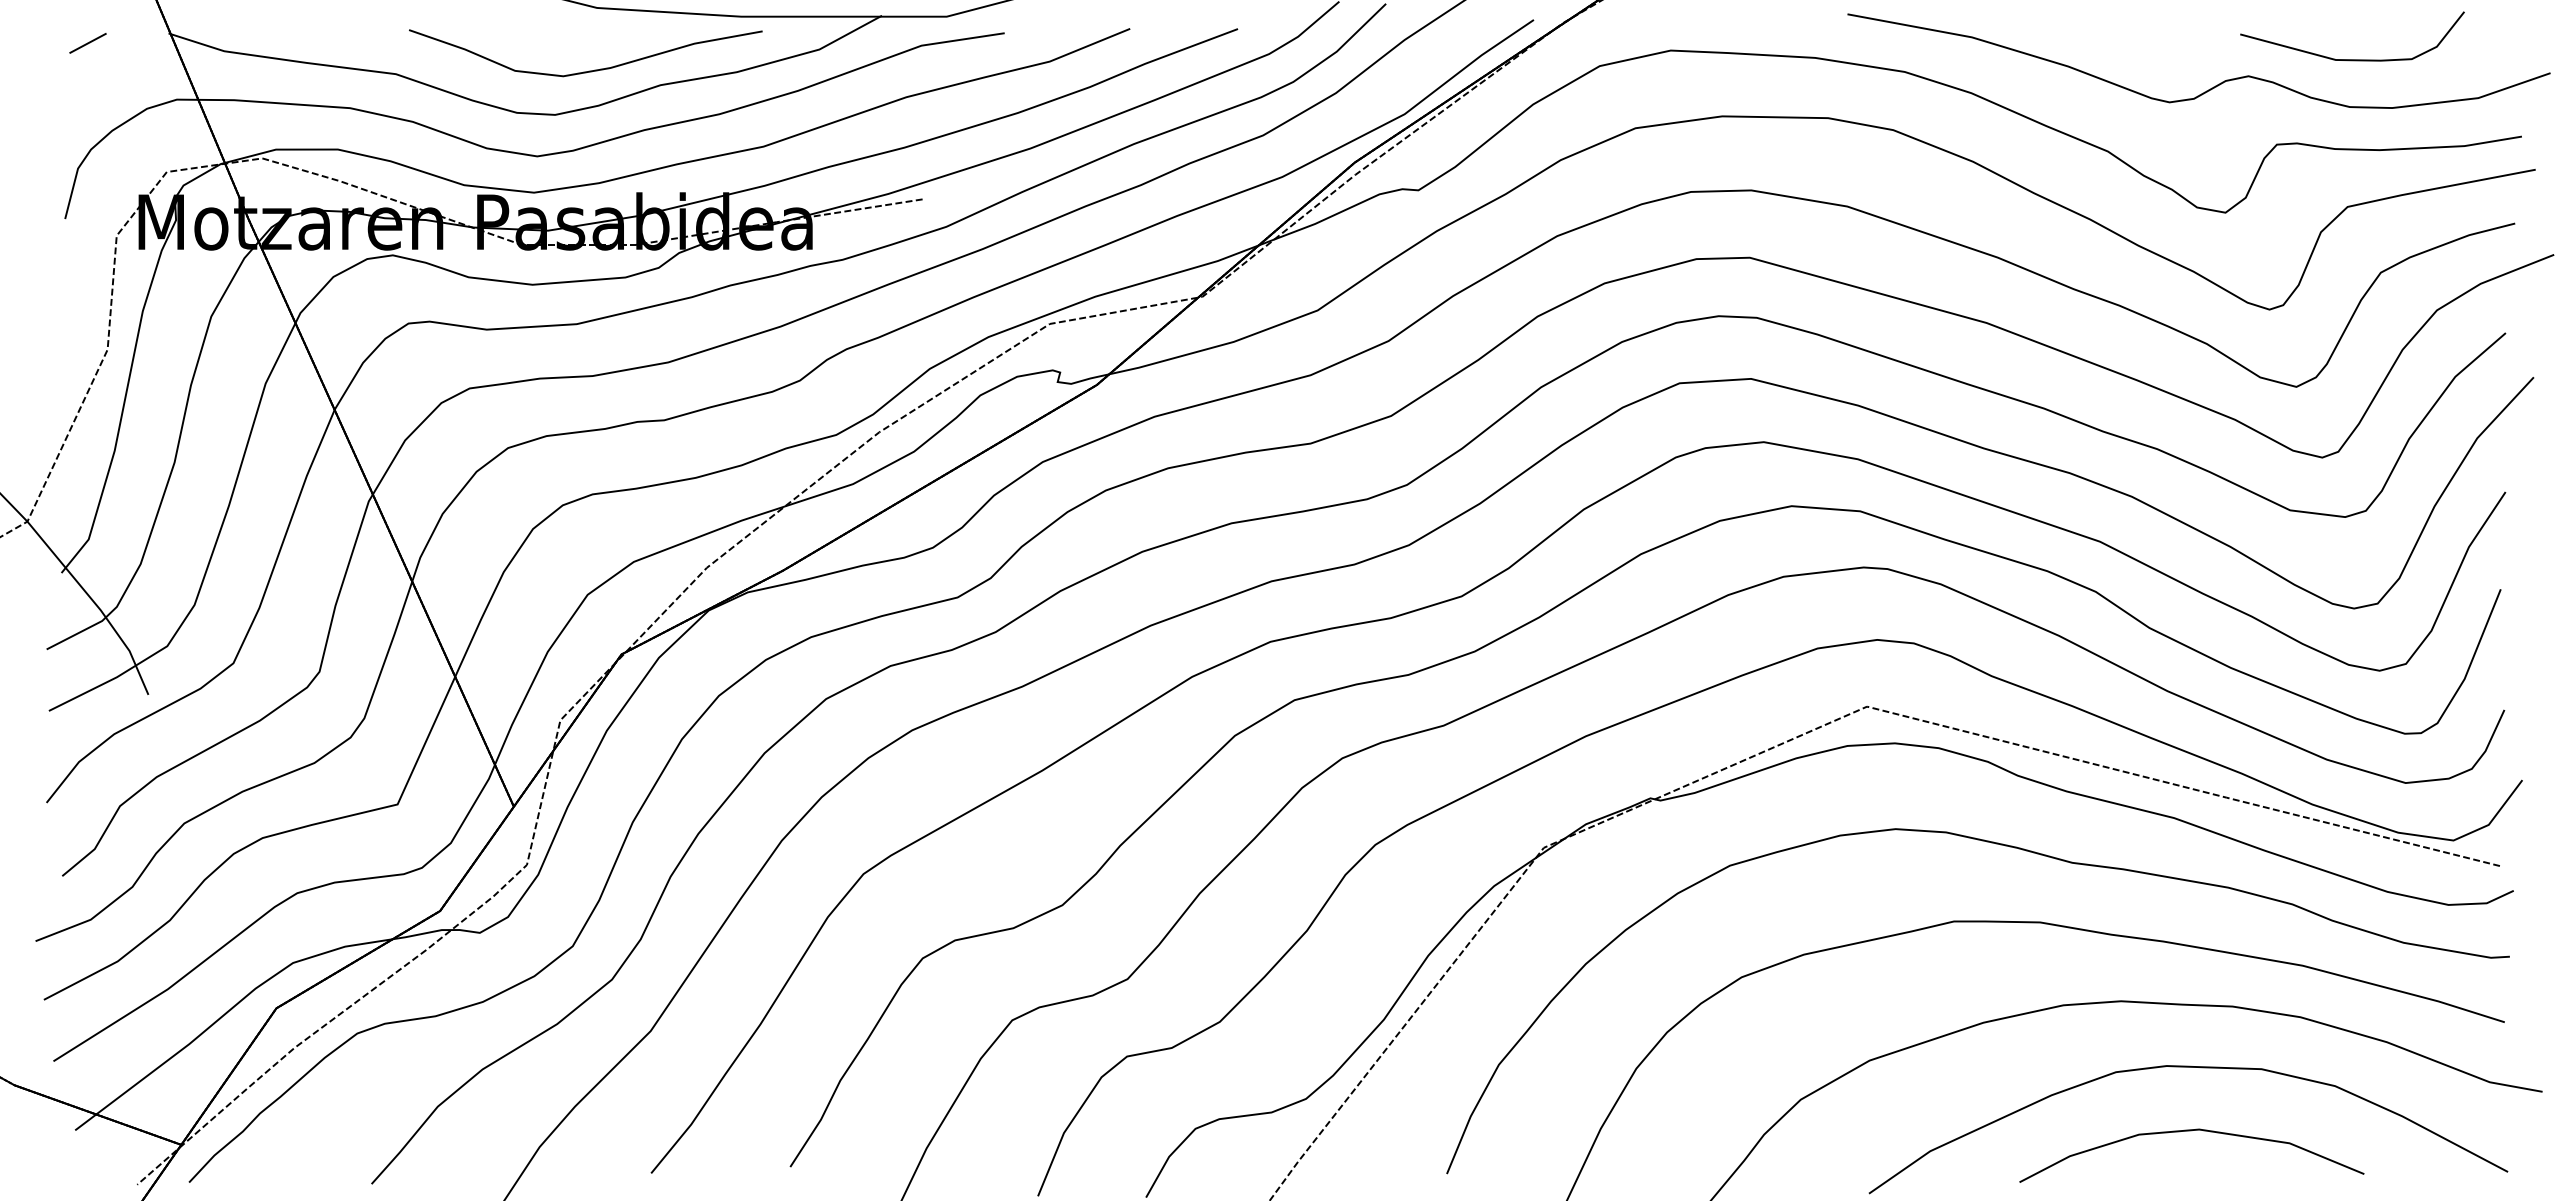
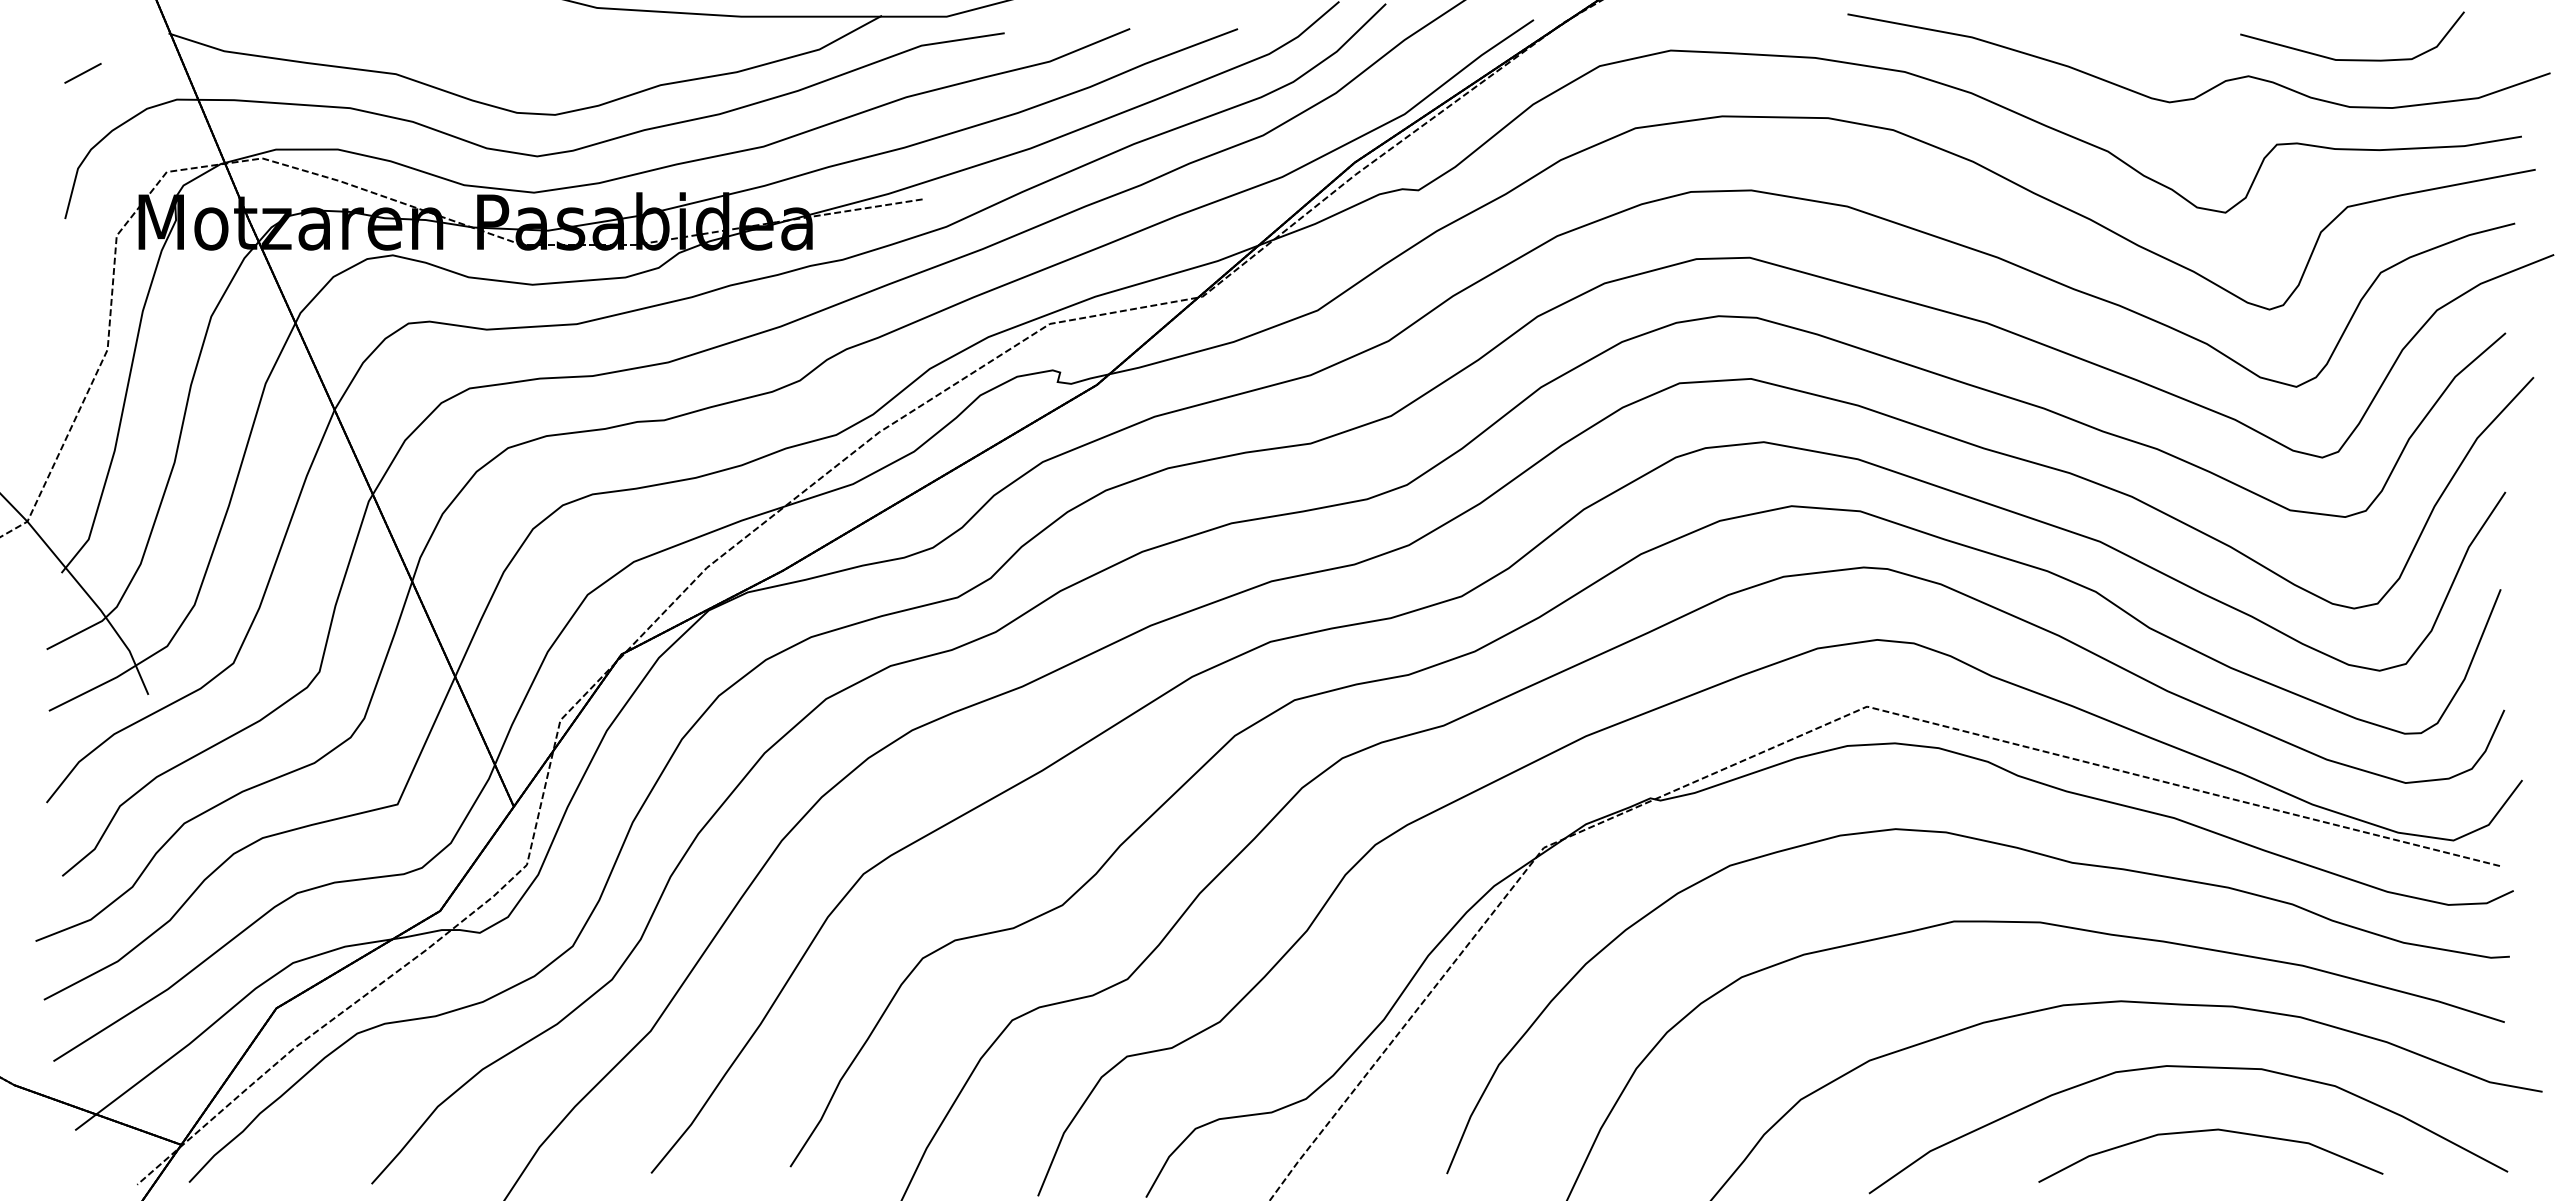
line position: (87, 43) -> (82, 73) (82, 73)
curve: present -> none (589, 70)
part position: (2191, 1131) -> (2210, 1131) (2210, 1131)
